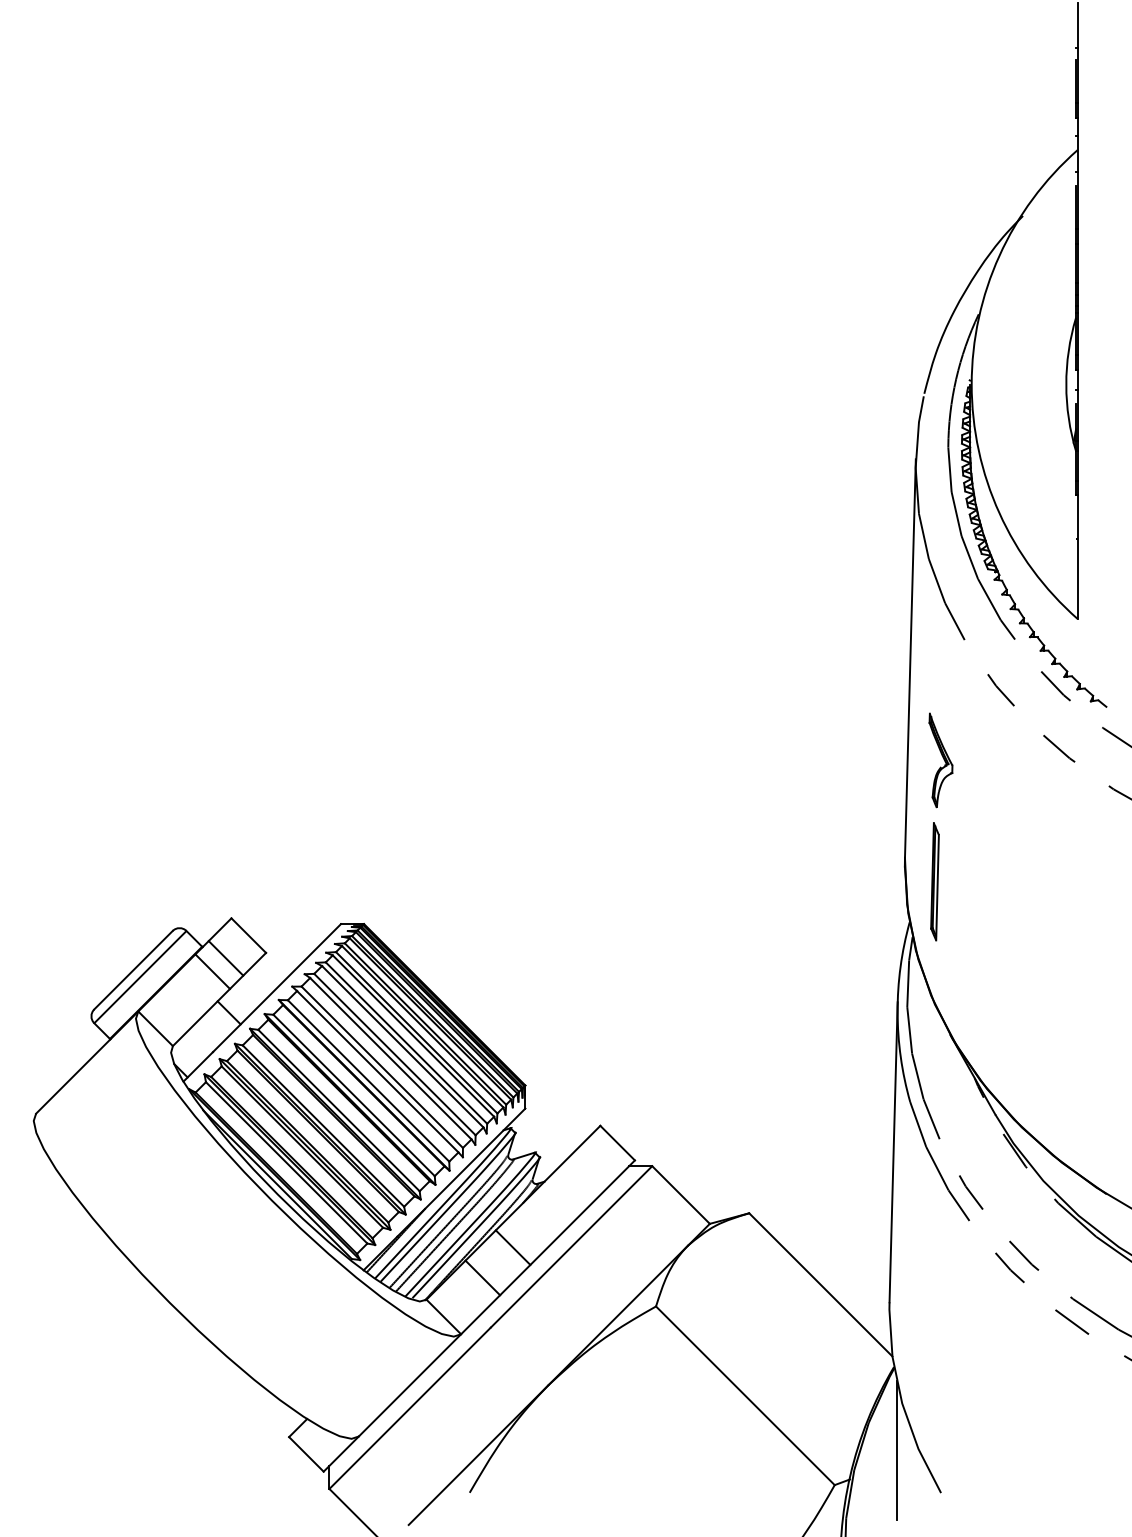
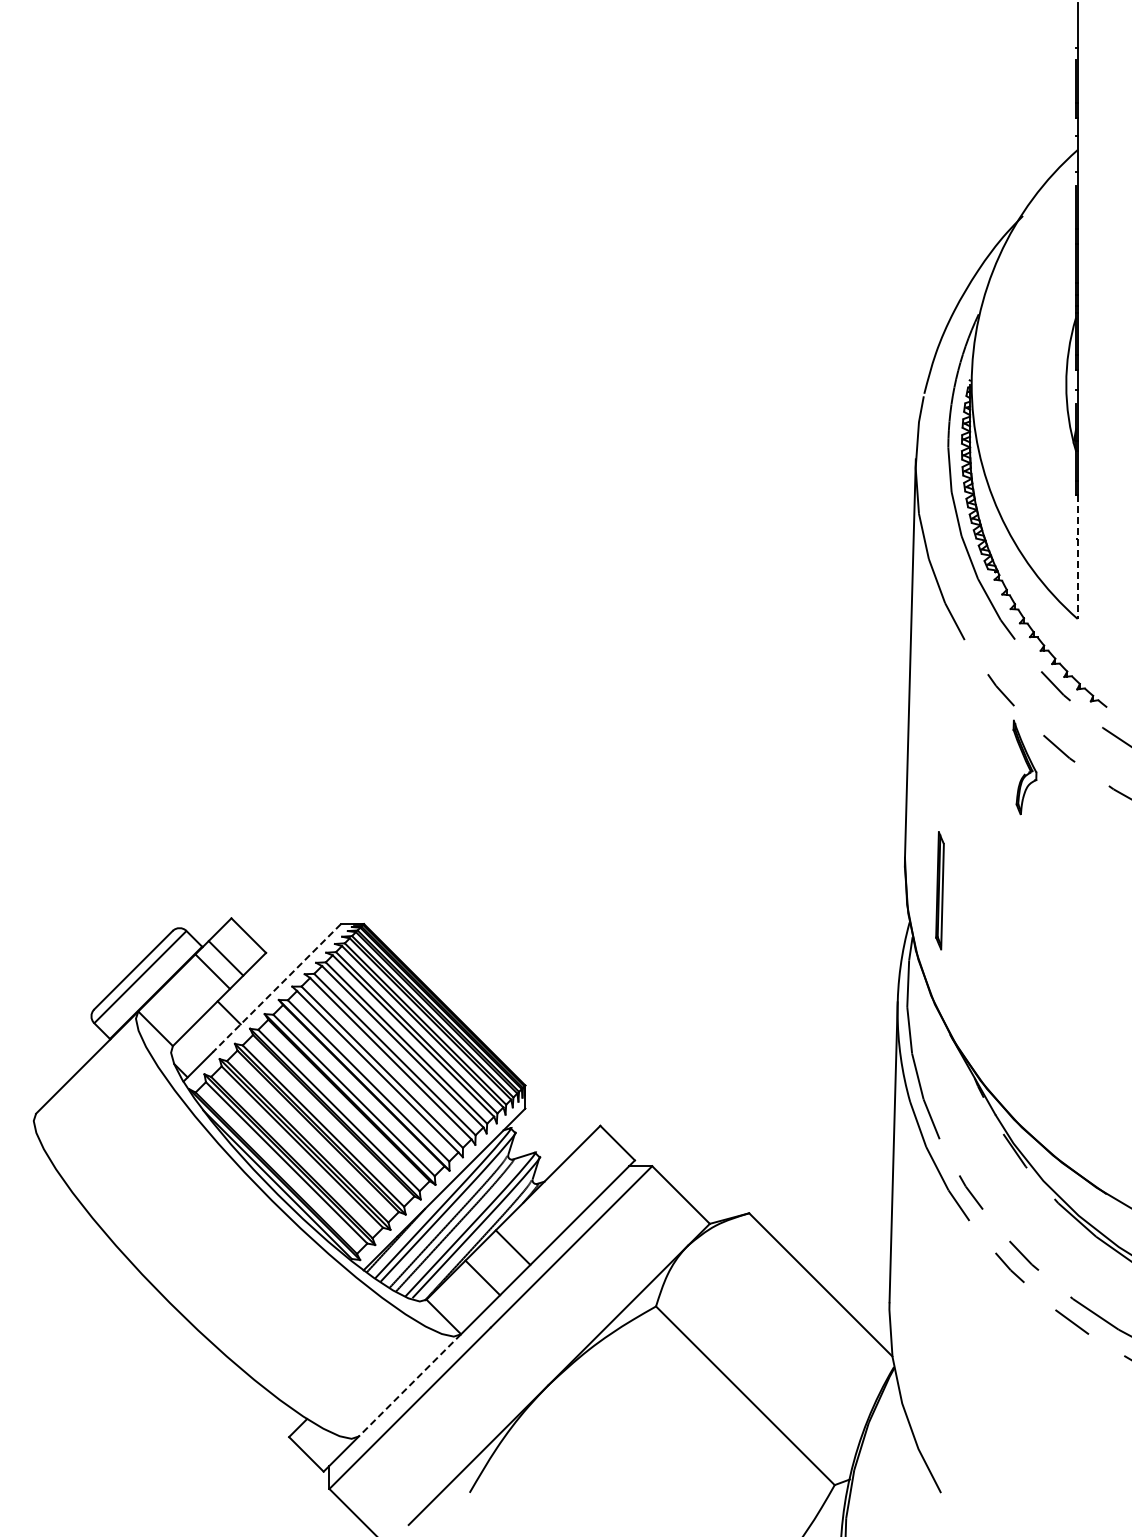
line: solid -> dashed (1077, 557)
part position: (940, 760) -> (1024, 767) (1024, 767)
part position: (934, 881) -> (939, 890) (939, 890)
line: solid -> dashed (276, 988)
line: solid -> dashed (409, 1385)
line: present -> none (896, 1450)
